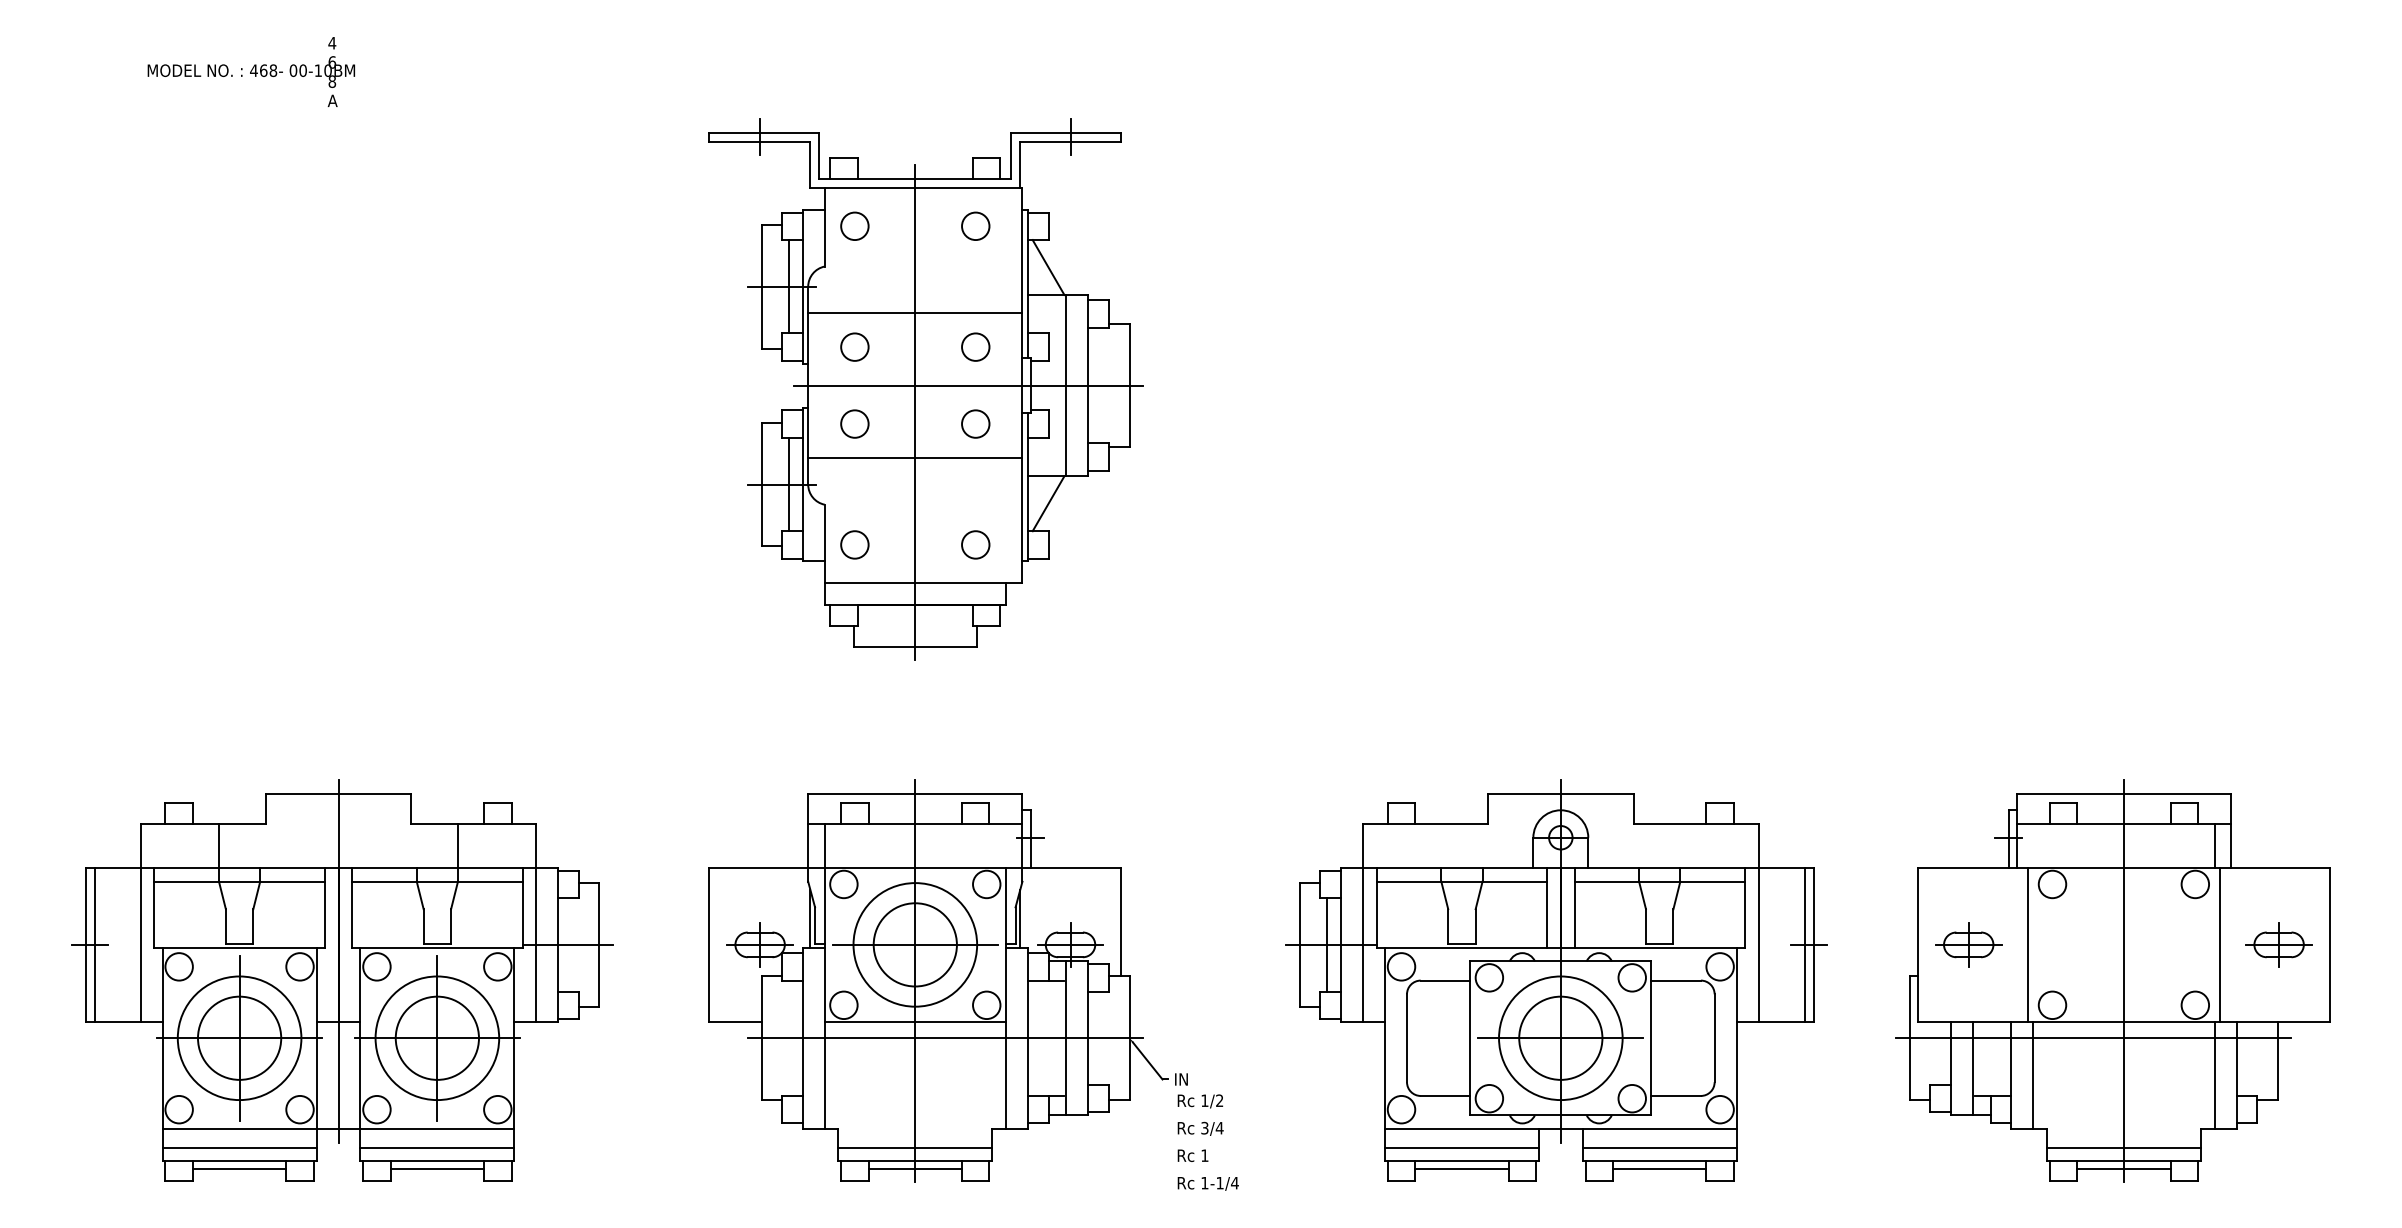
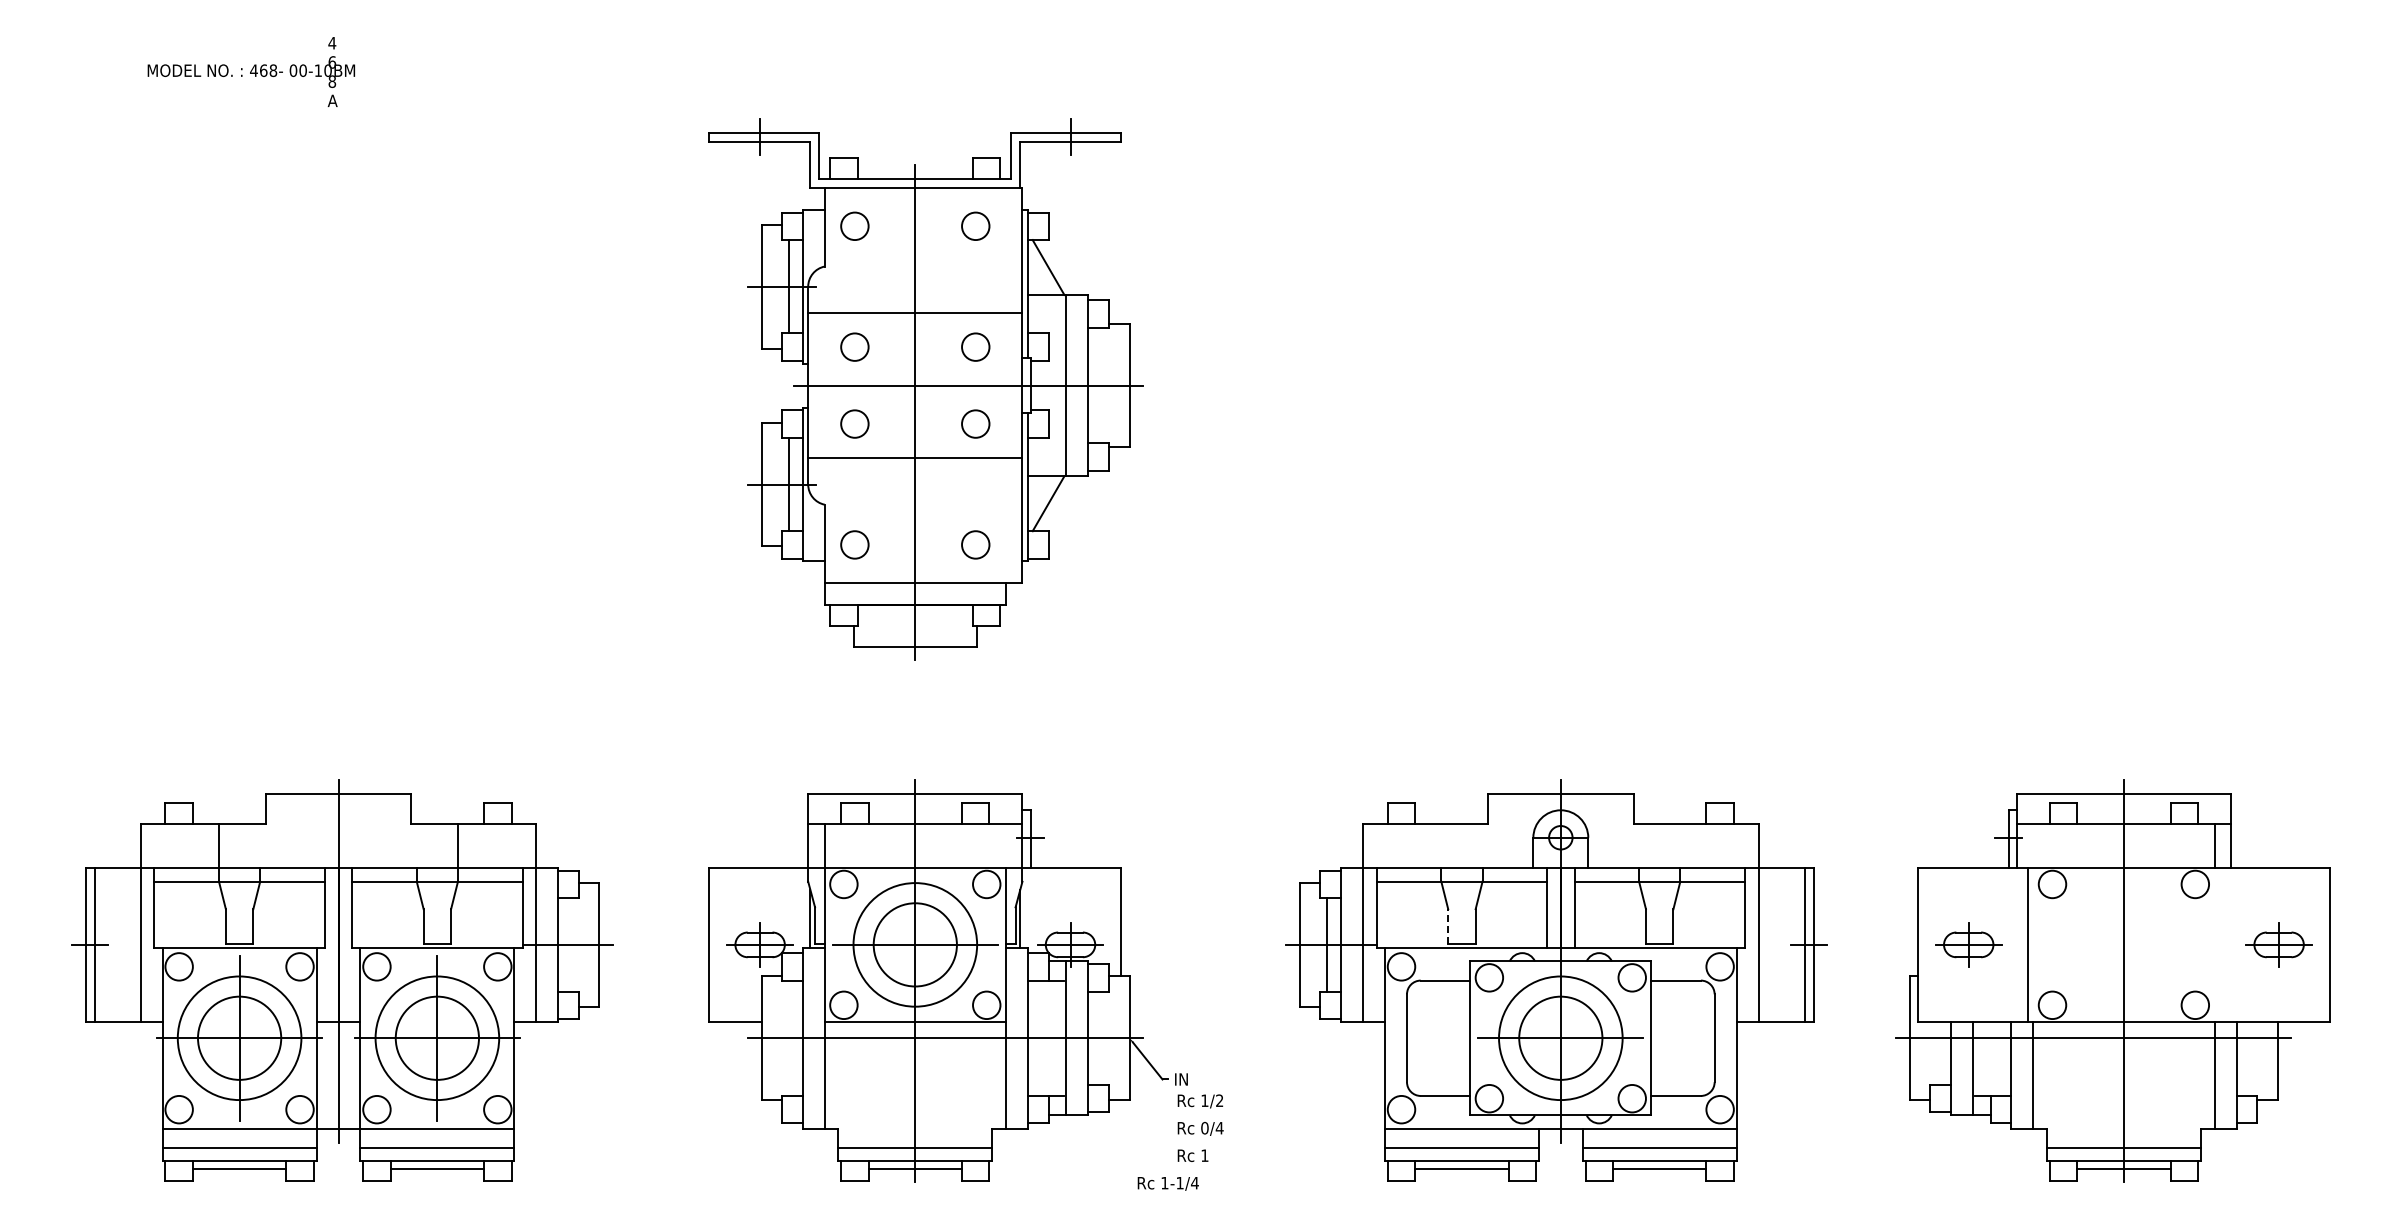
line: solid -> dashed (1448, 926)
line: present -> none (2220, 944)
text: 3/4 -> 0/4 (1204, 1128)
text position: (1207, 1183) -> (1167, 1183) (1167, 1183)
